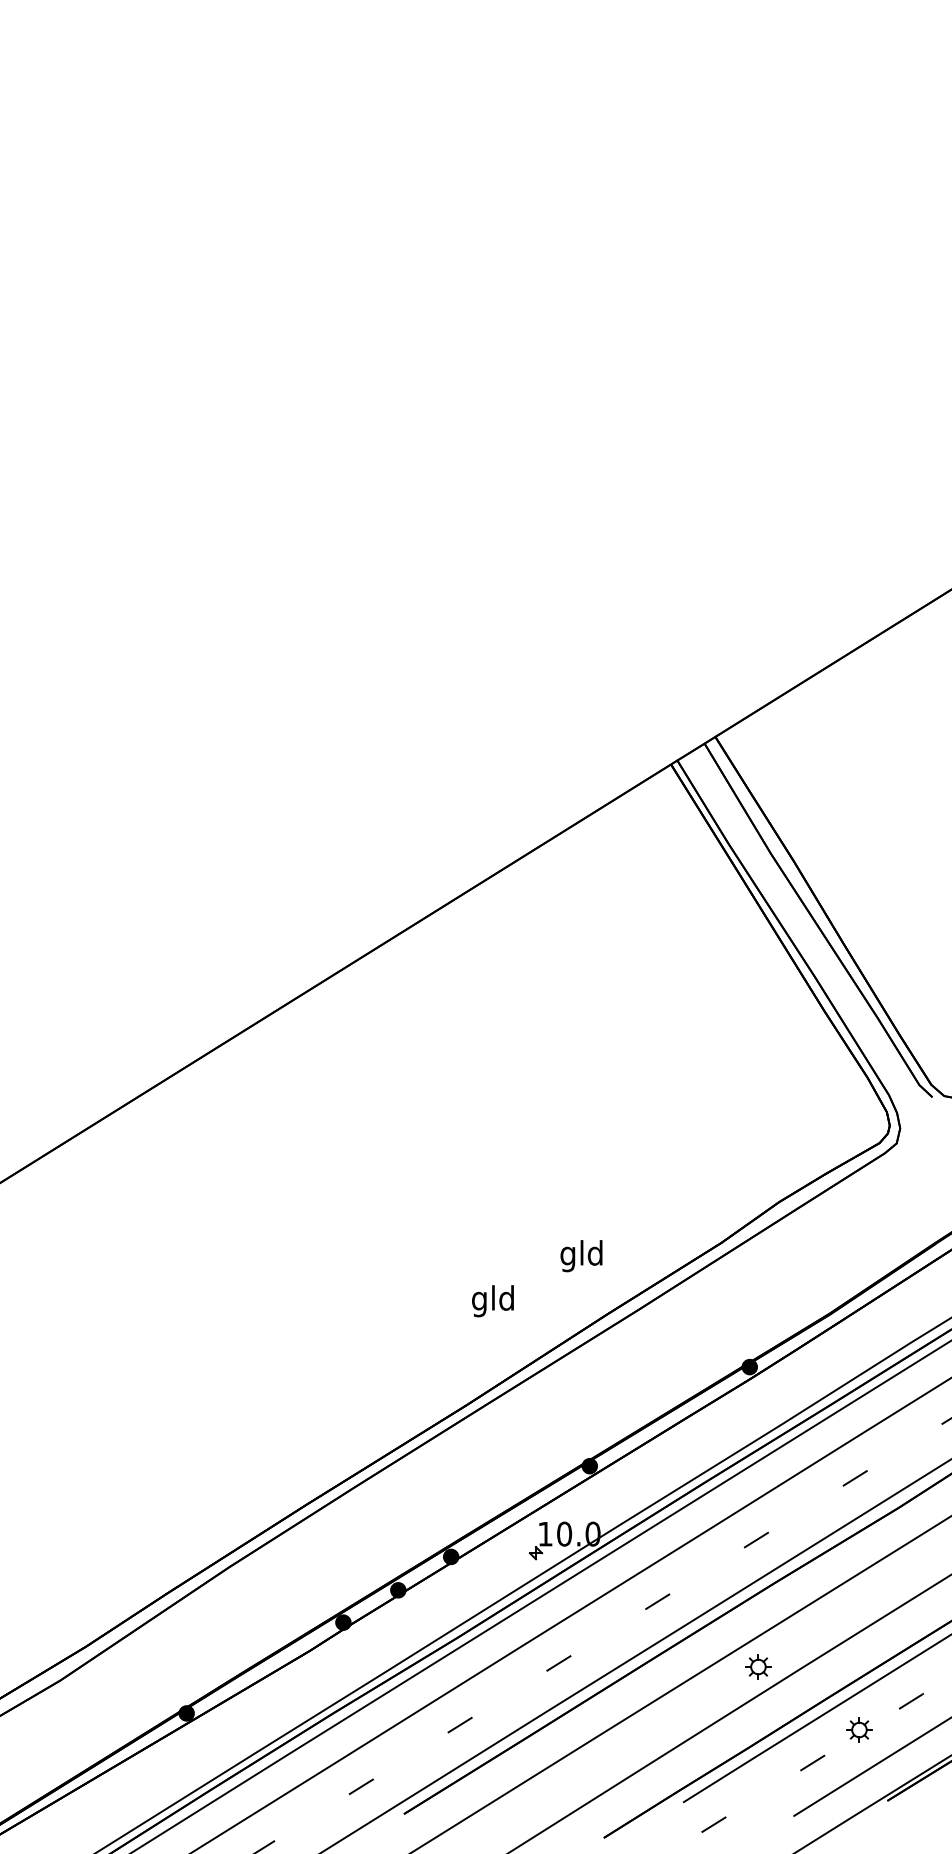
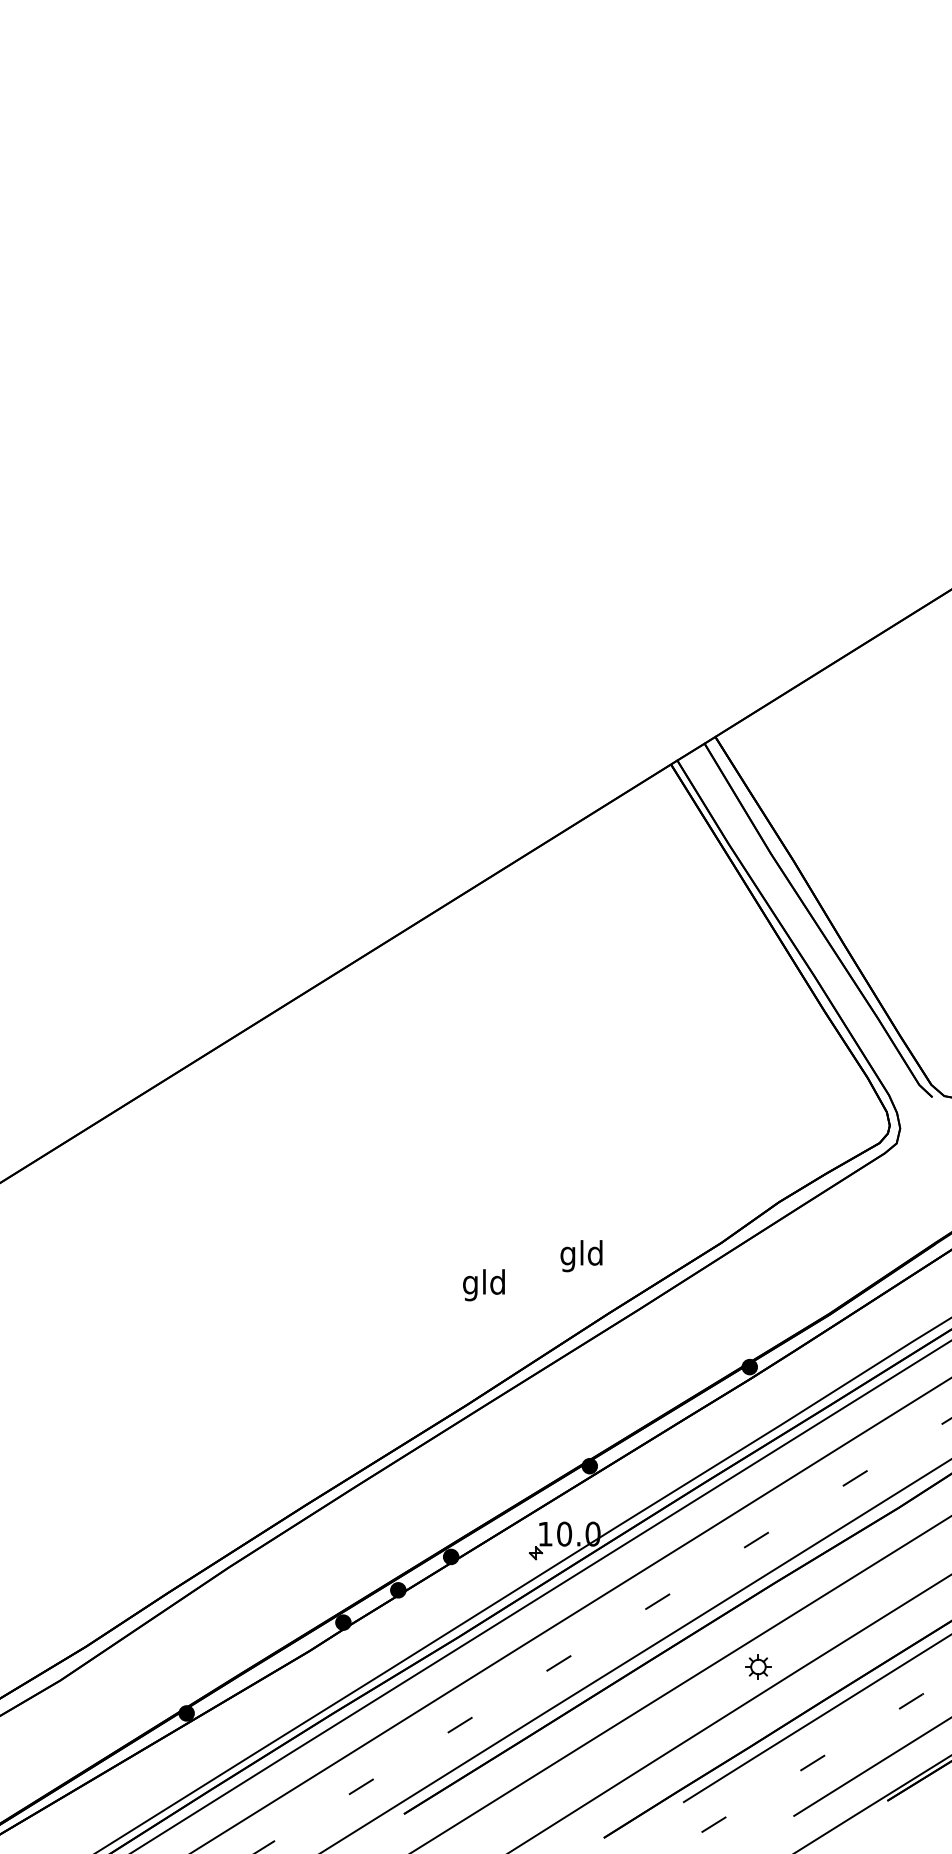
text position: (492, 1301) -> (483, 1285) (483, 1285)
part: present -> none (859, 1729)
